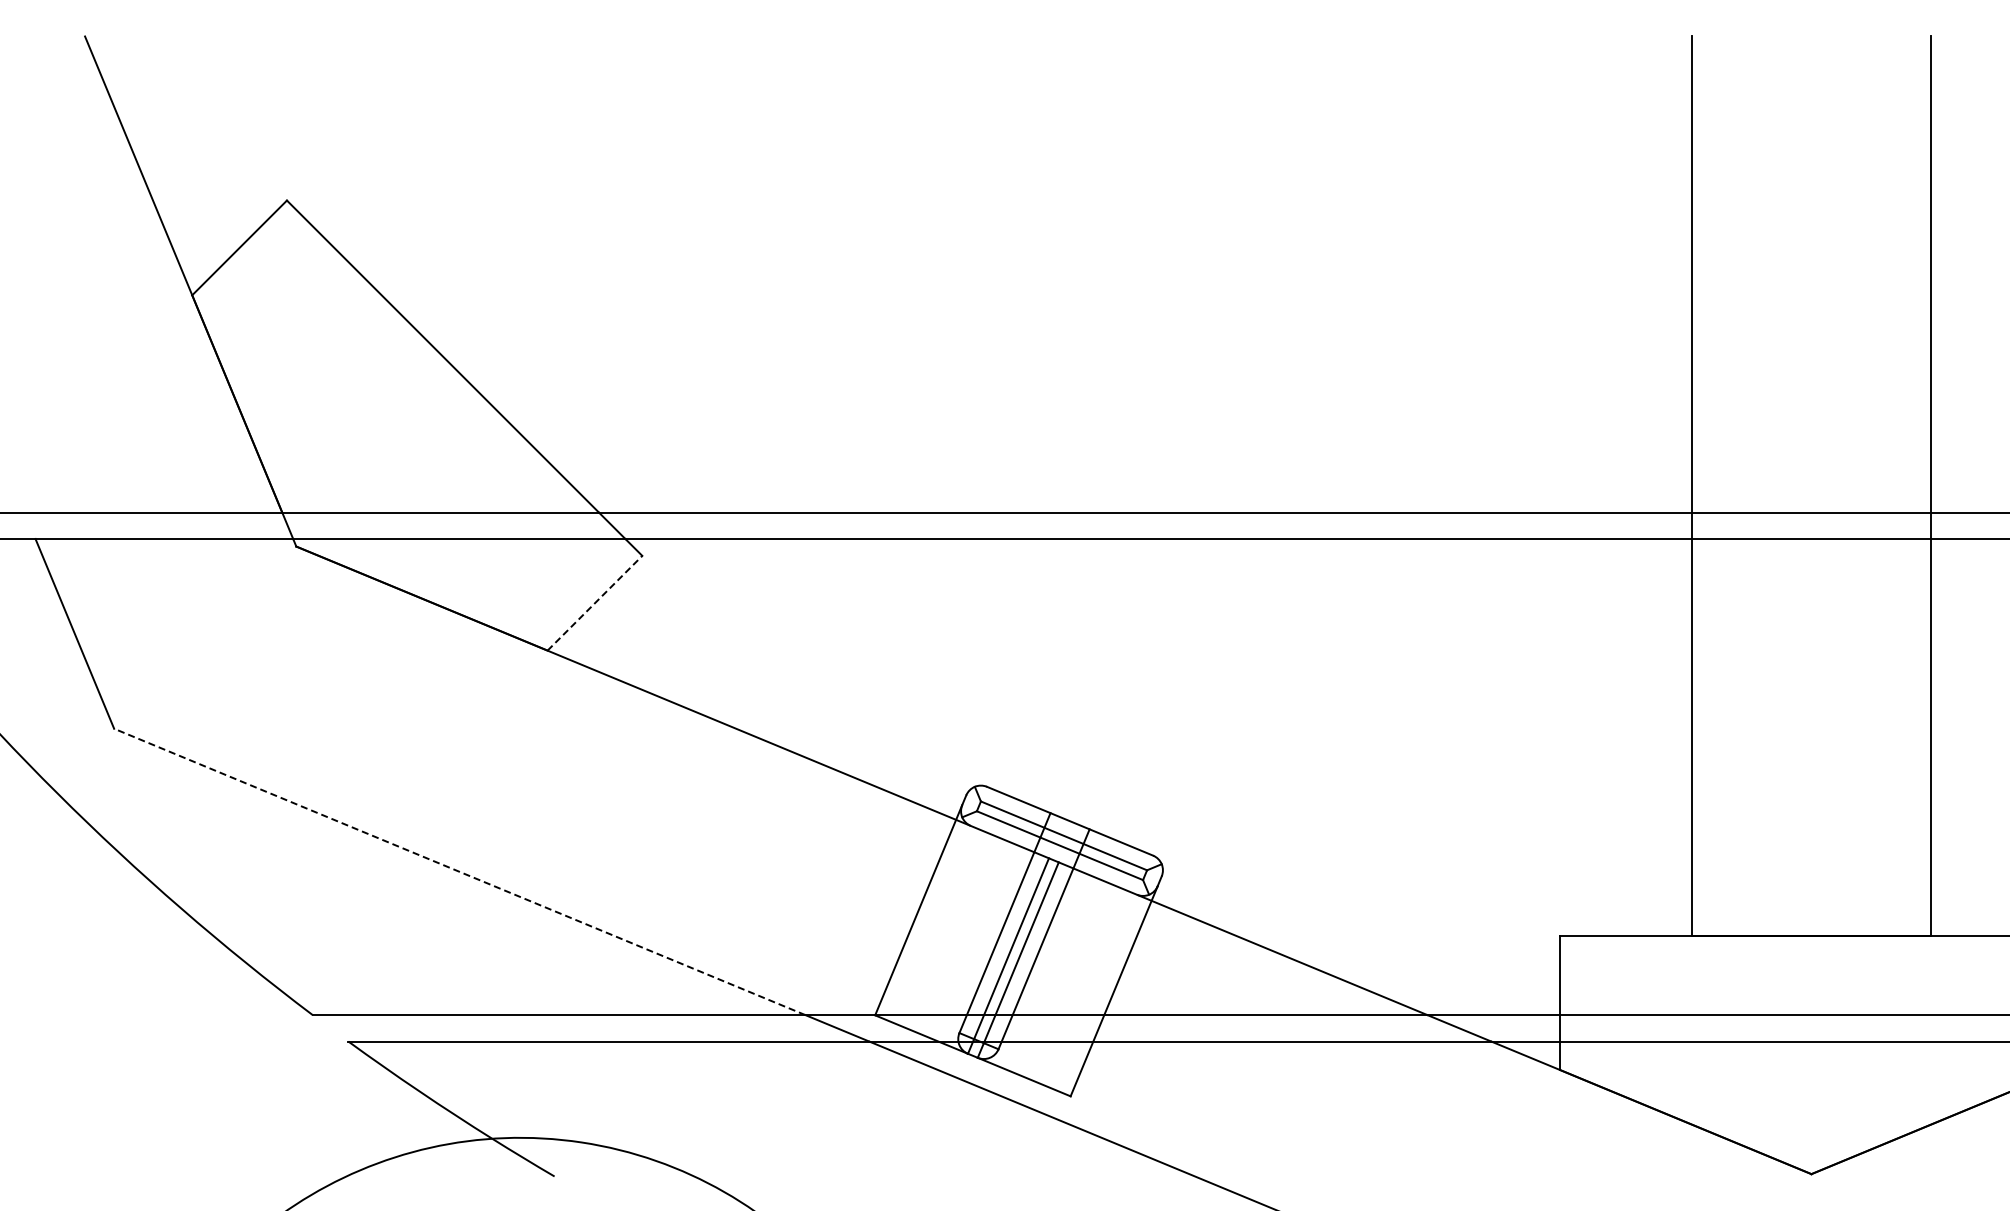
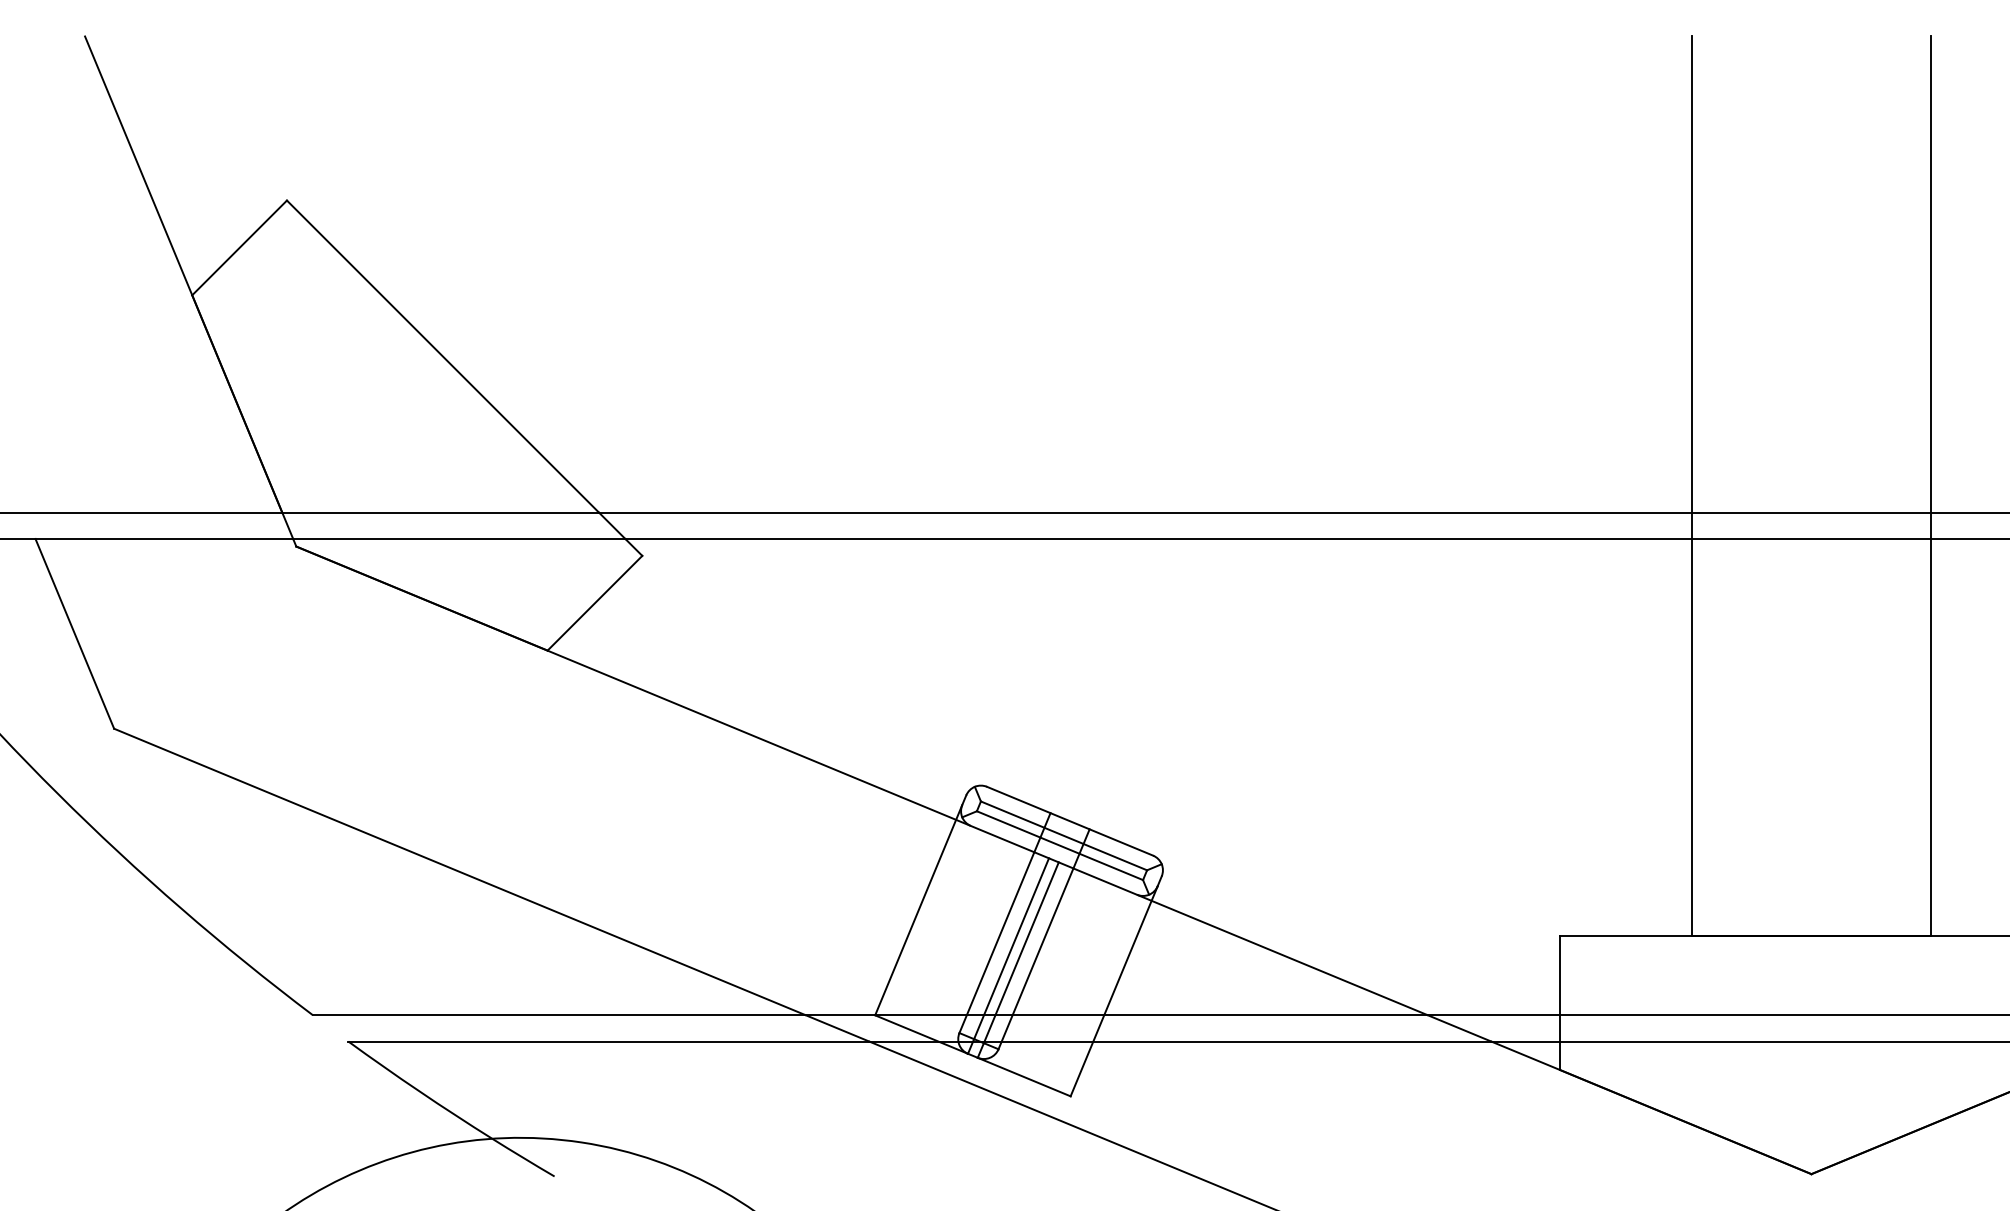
line: dashed -> solid (594, 603)
line: dashed -> solid (459, 871)
